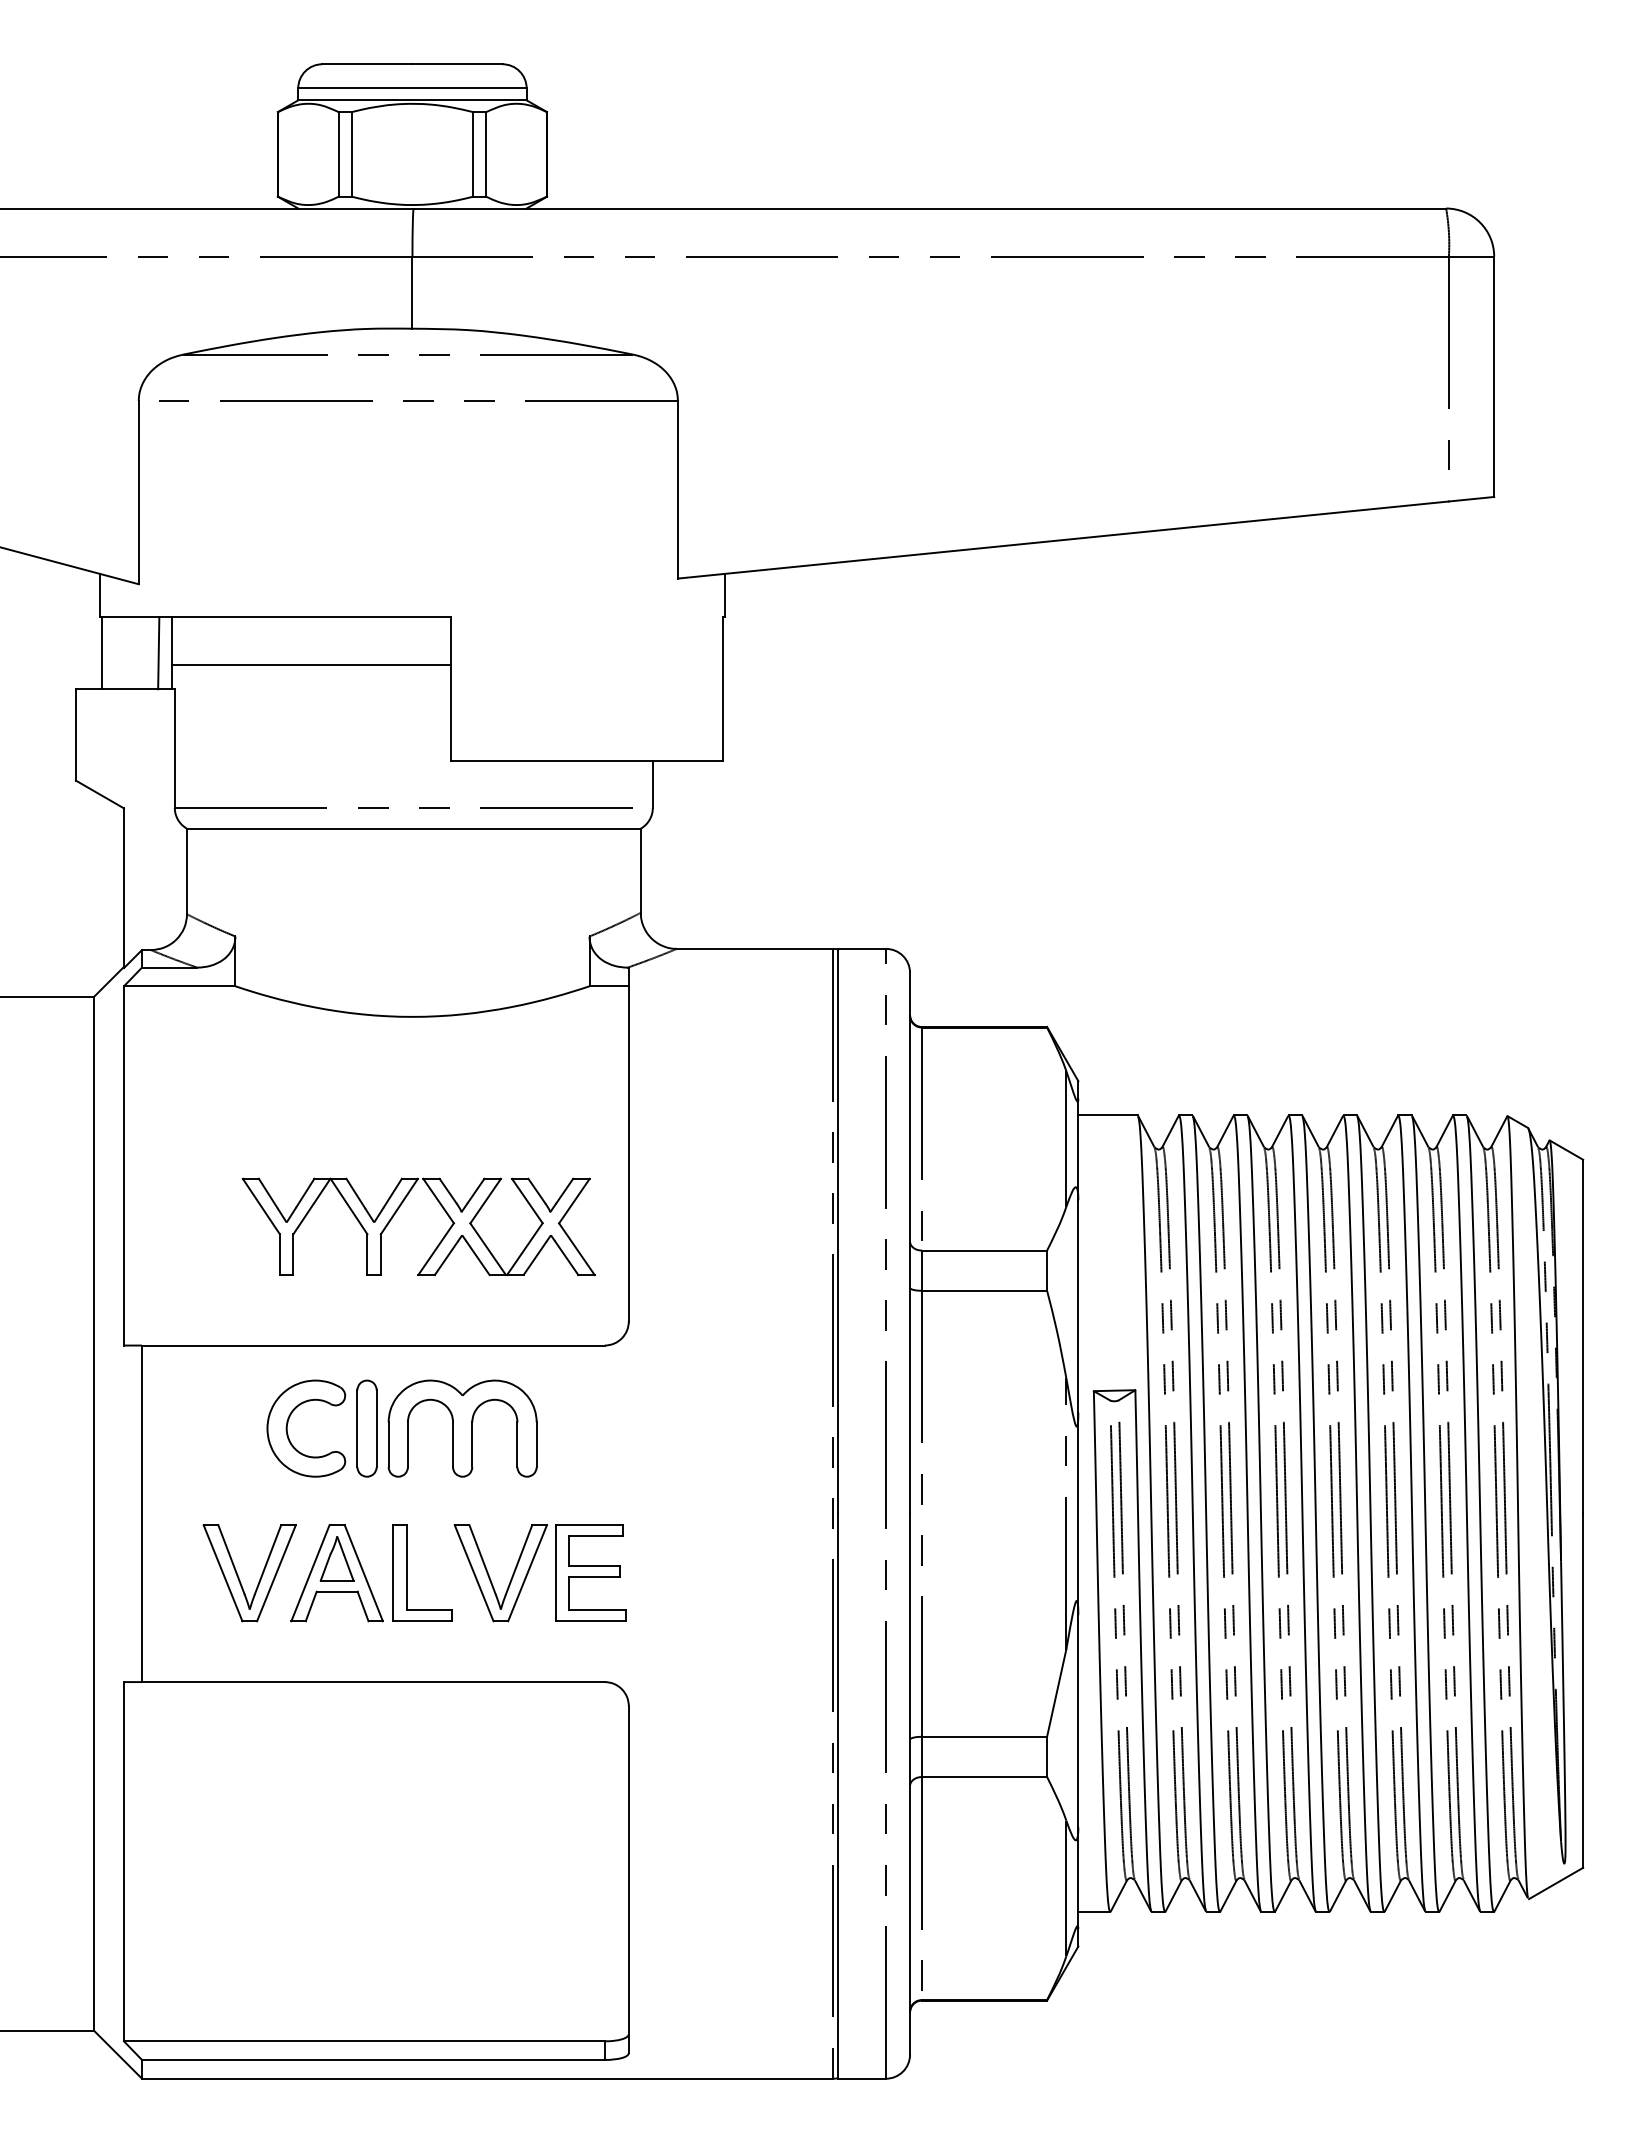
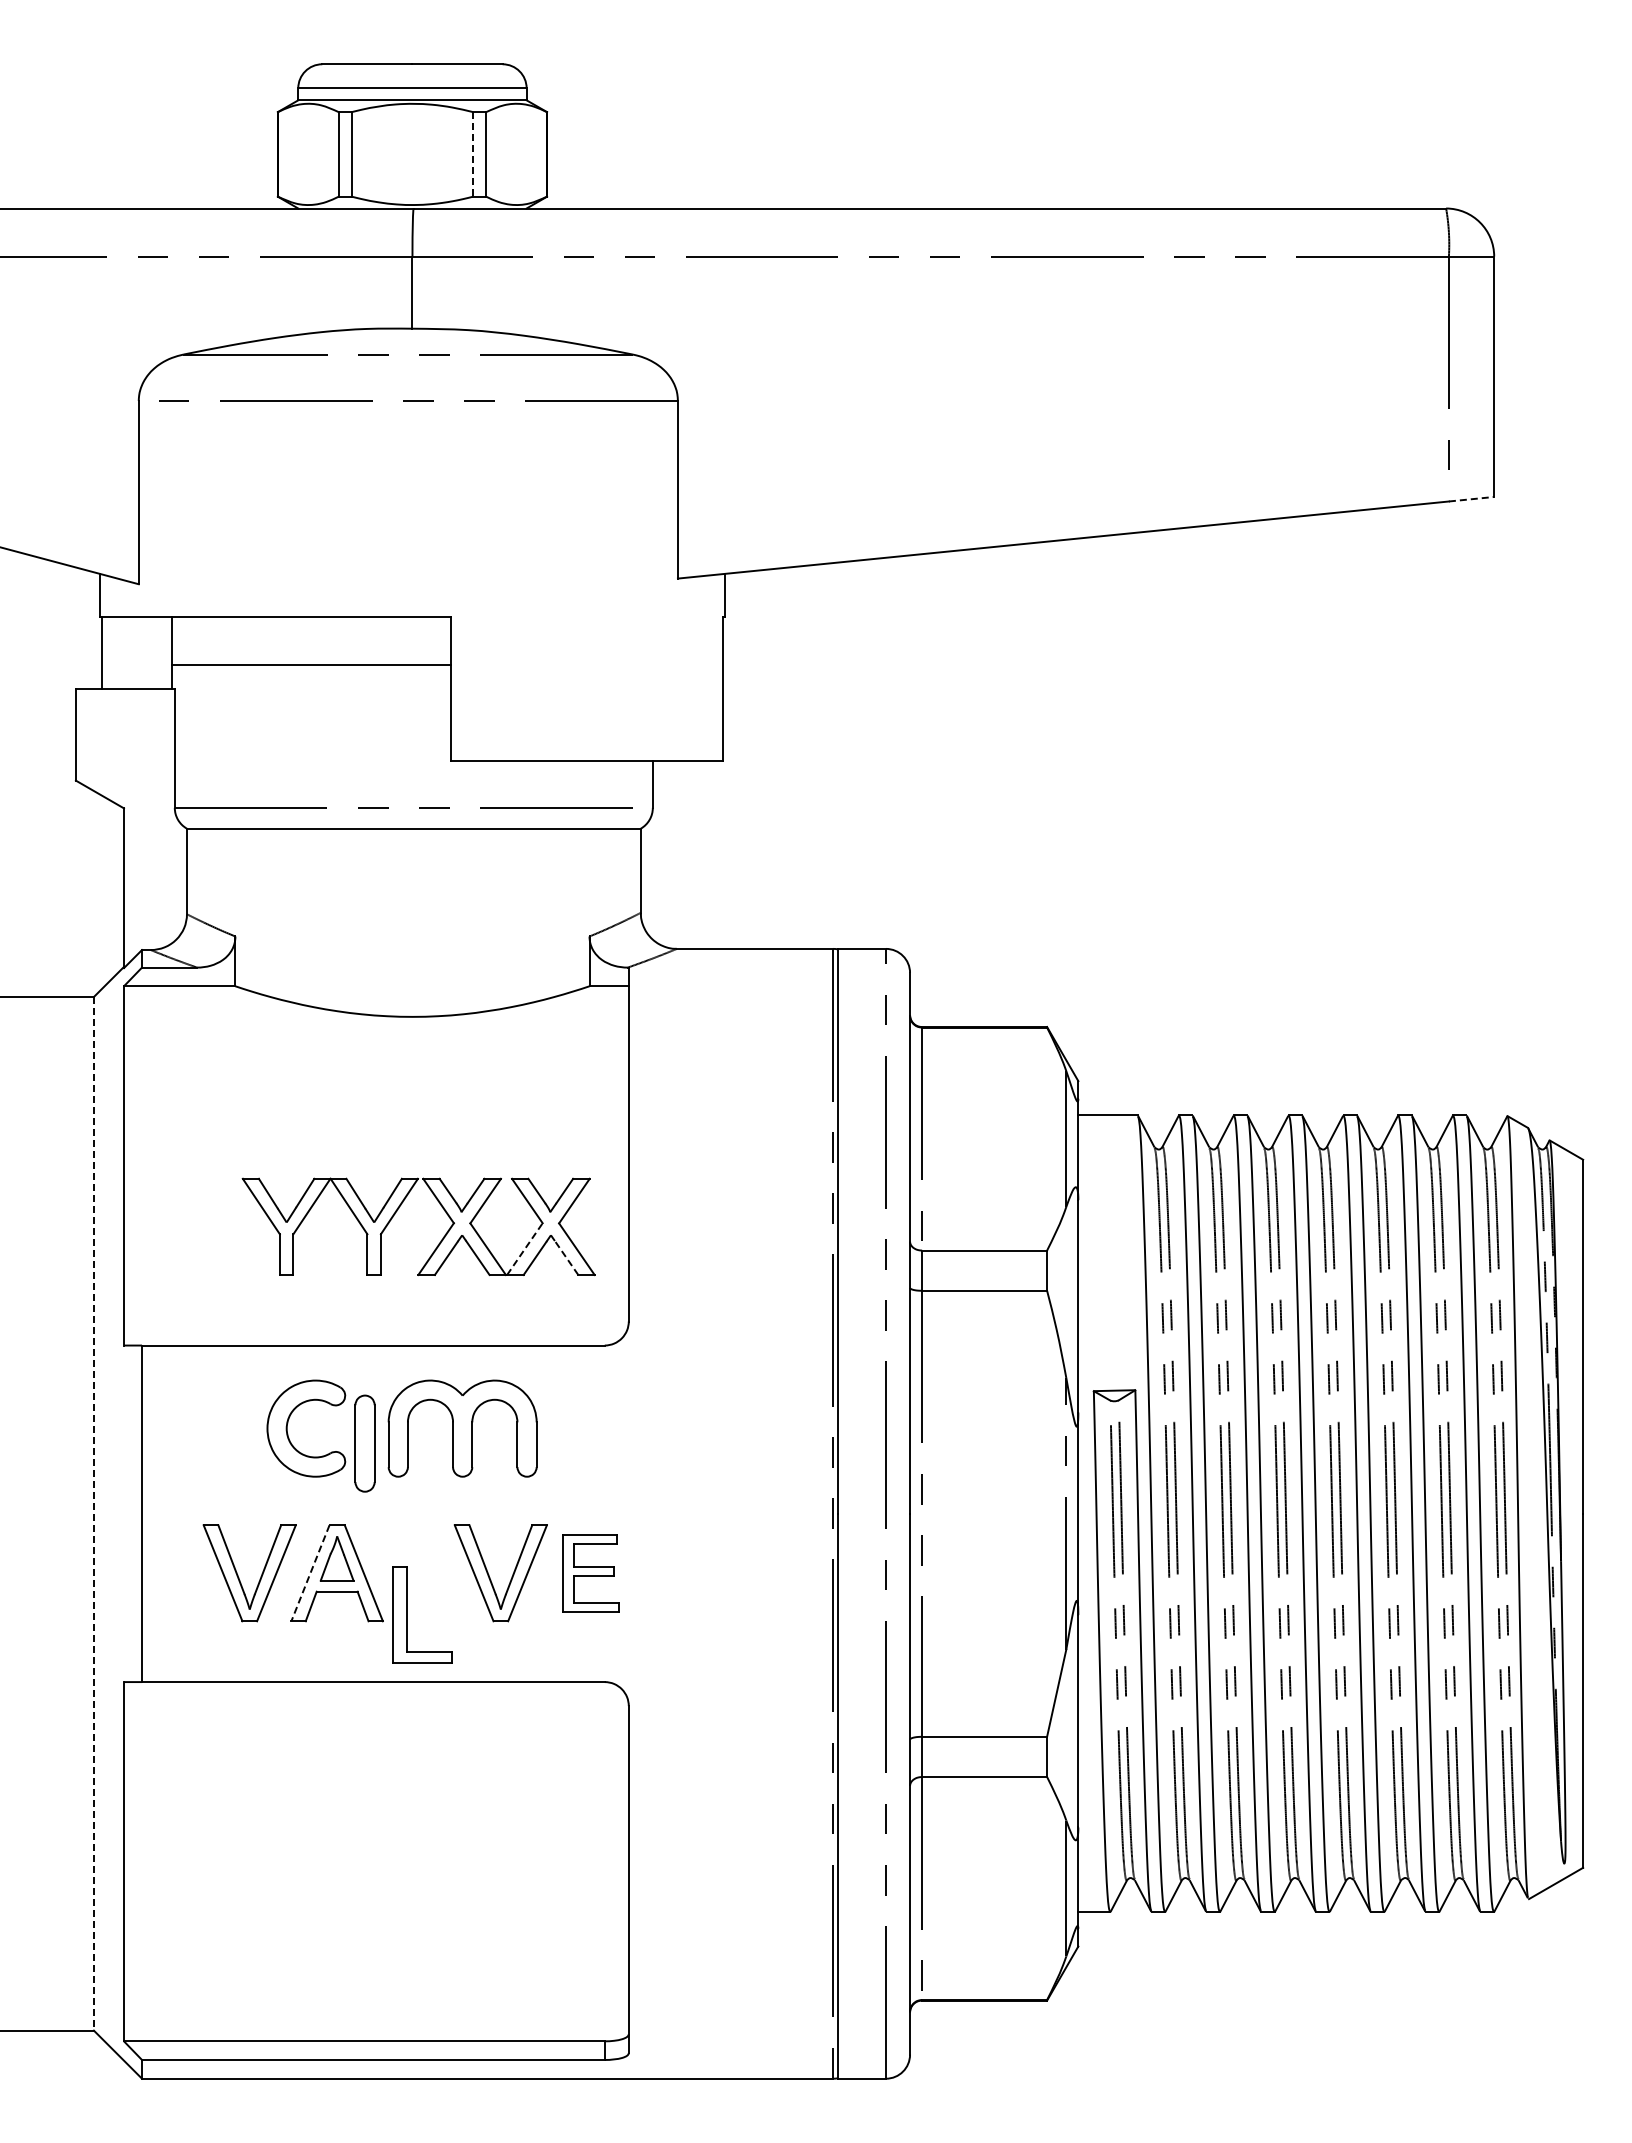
line: solid -> dashed (473, 154)
line: solid -> dashed (1471, 499)
line: present -> none (158, 653)
line: solid -> dashed (525, 1248)
line: solid -> dashed (566, 1257)
part position: (366, 1428) -> (364, 1443) (364, 1443)
line: solid -> dashed (93, 1513)
part position: (407, 1572) -> (407, 1614) (407, 1614)
part size: 72x98 px -> 58x79 px (590, 1573)
line: solid -> dashed (310, 1573)
